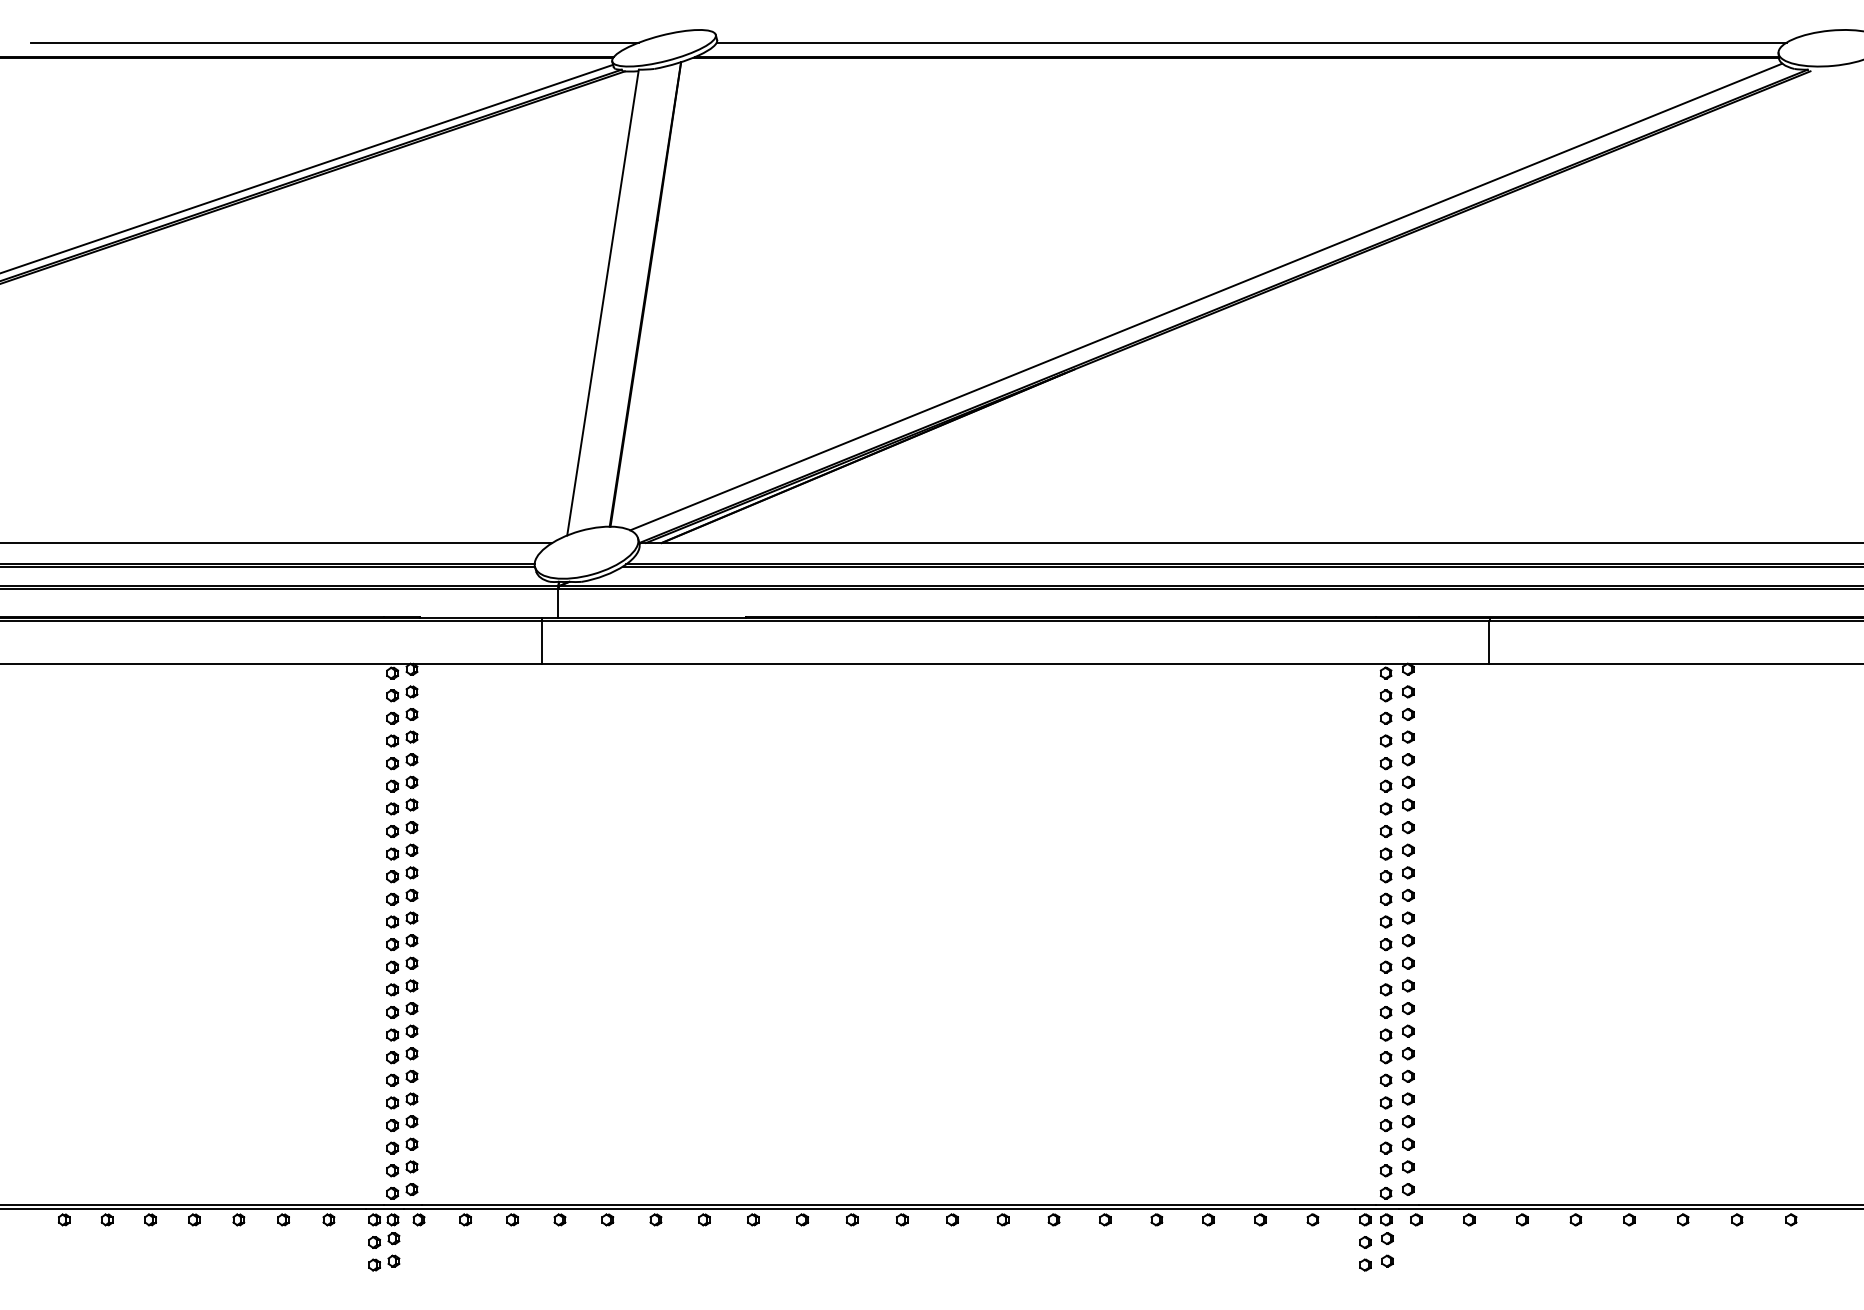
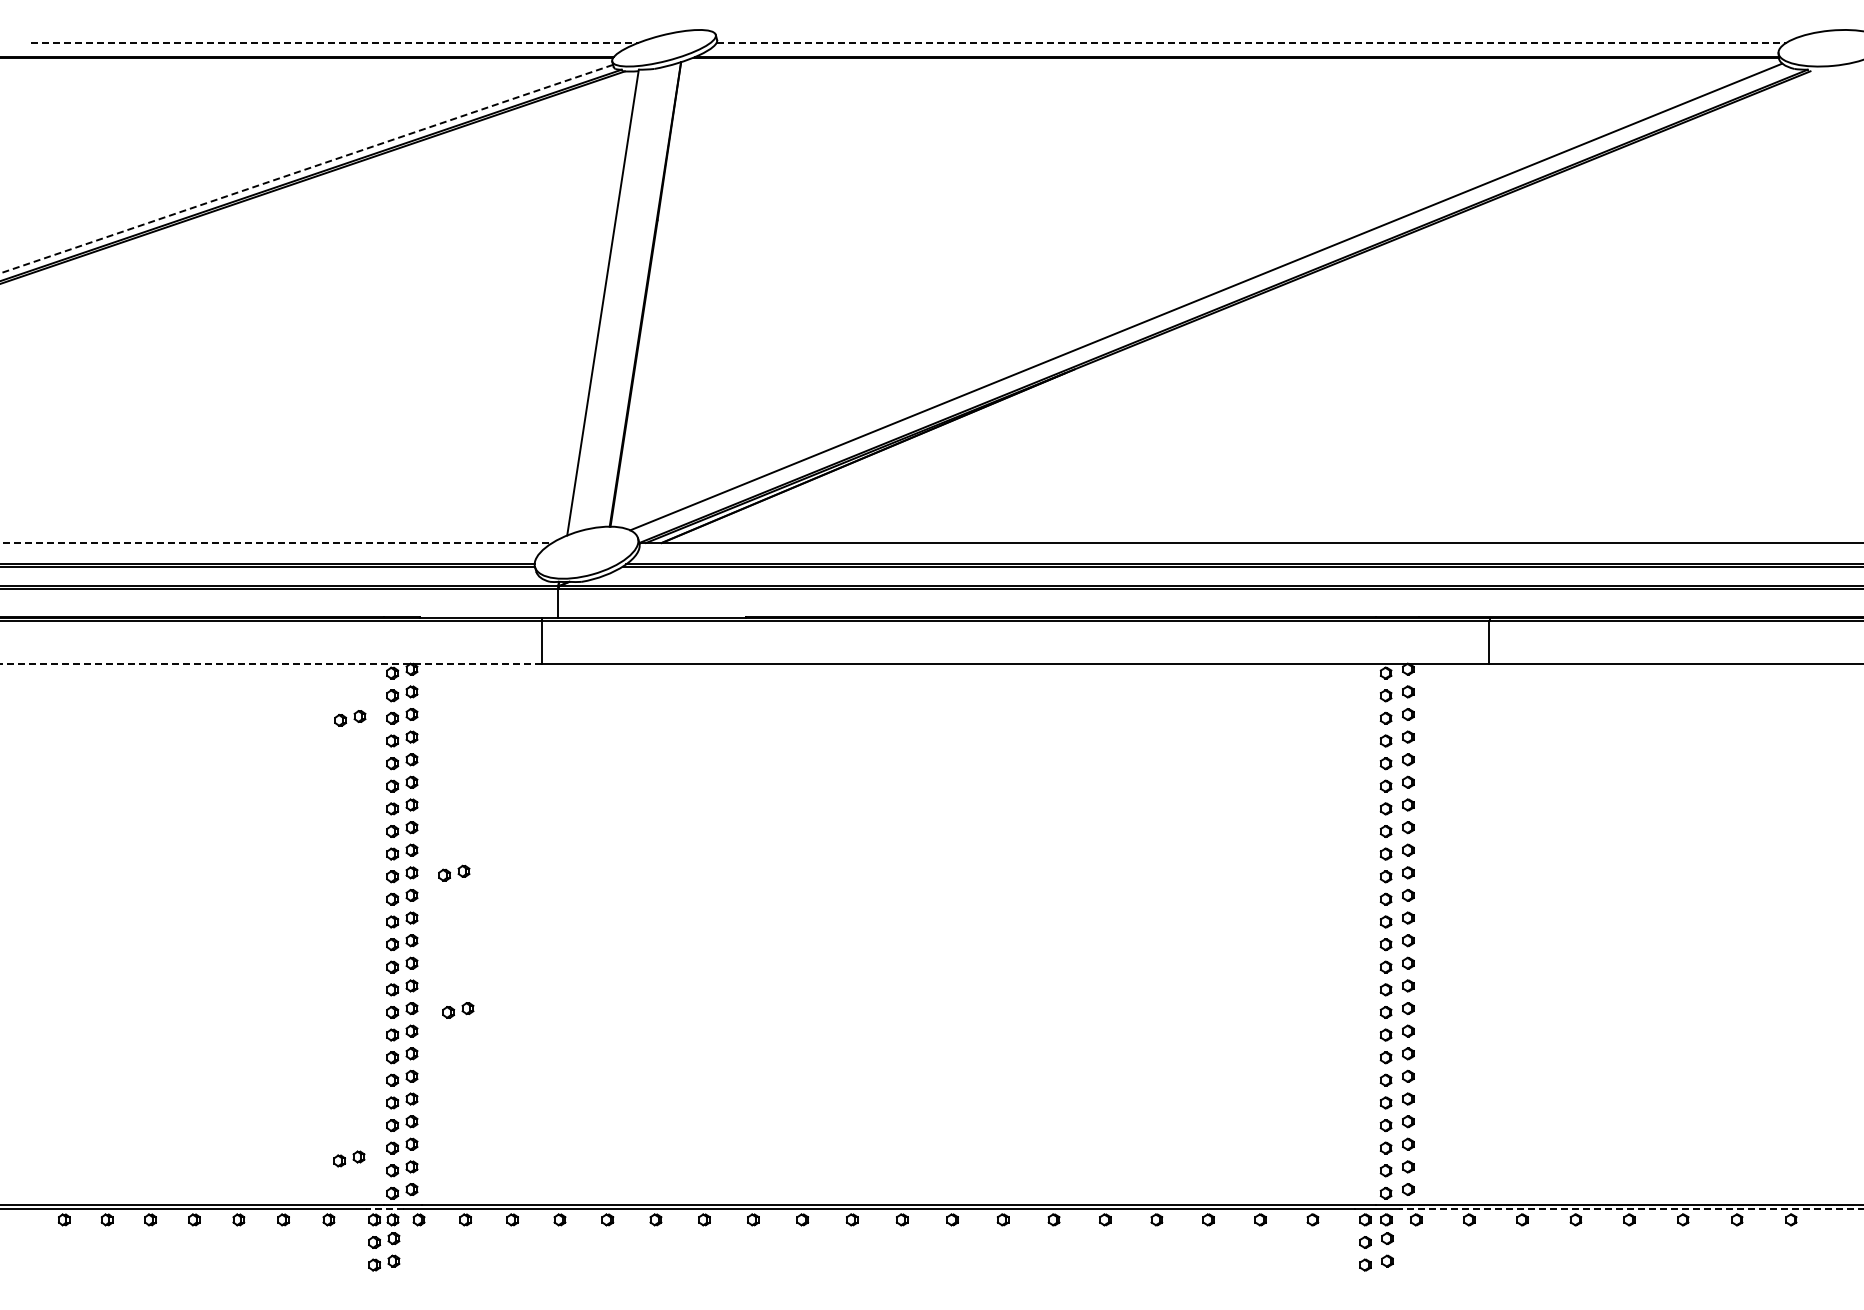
line: solid -> dashed (335, 42)
line: solid -> dashed (1251, 42)
line: solid -> dashed (306, 169)
line: solid -> dashed (276, 543)
line: solid -> dashed (270, 663)
part: none -> present (350, 718)
part: none -> present (454, 872)
part: none -> present (458, 1010)
part: none -> present (349, 1158)
line: solid -> dashed (384, 1209)
line: solid -> dashed (1630, 1209)
